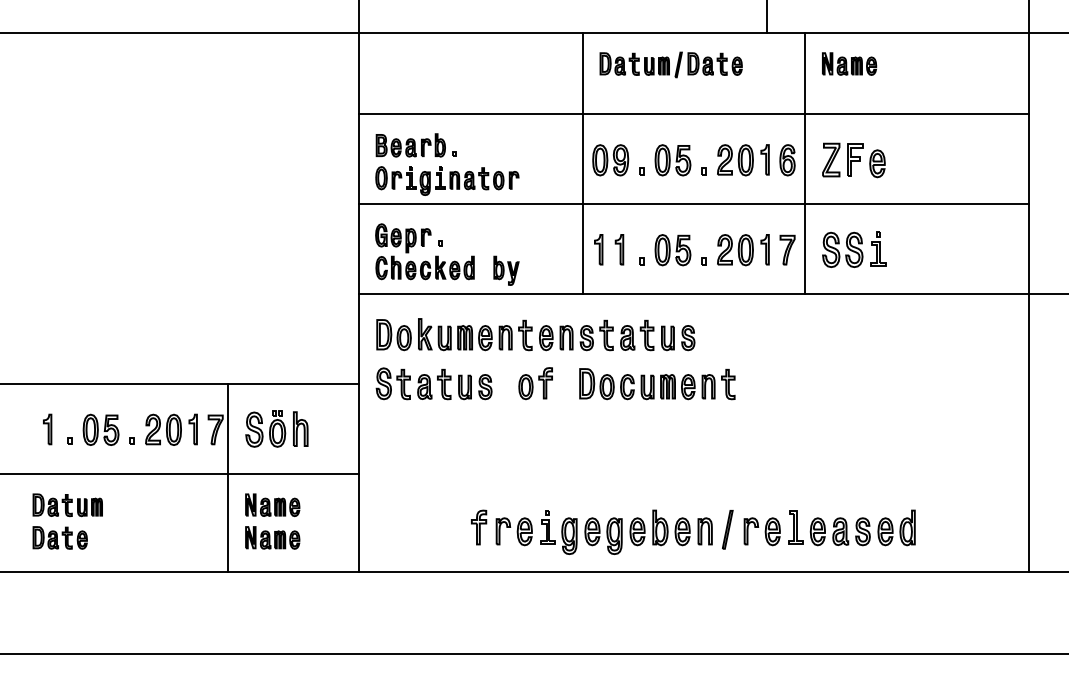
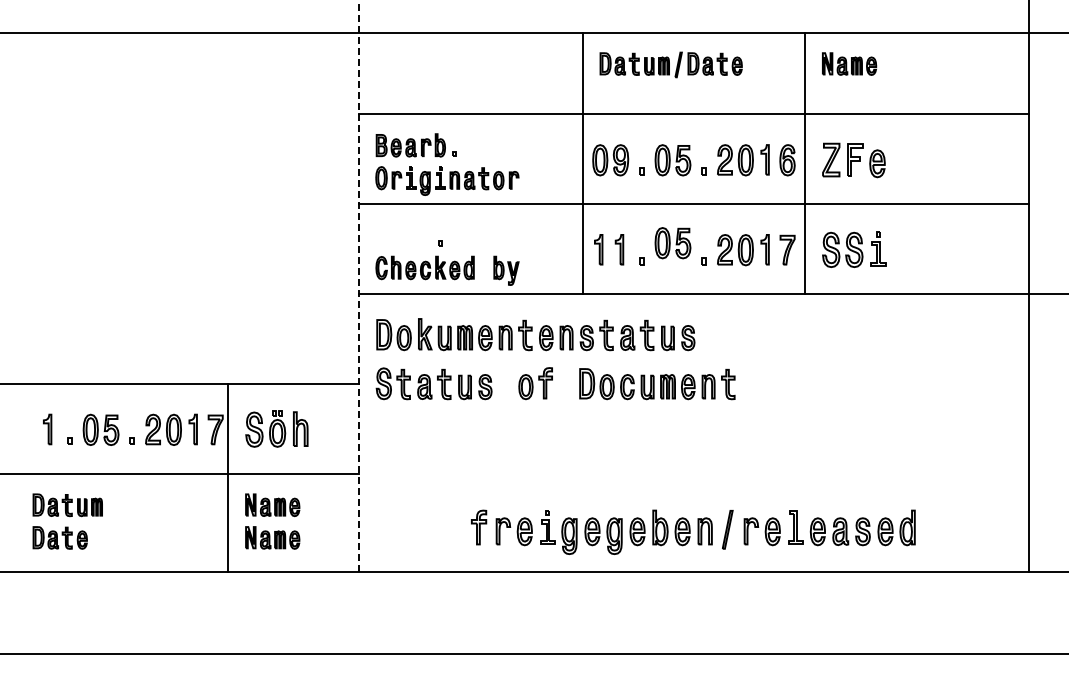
line: present -> none (767, 17)
part: present -> none (403, 238)
part position: (672, 250) -> (672, 243) (672, 243)
line: solid -> dashed (358, 285)
